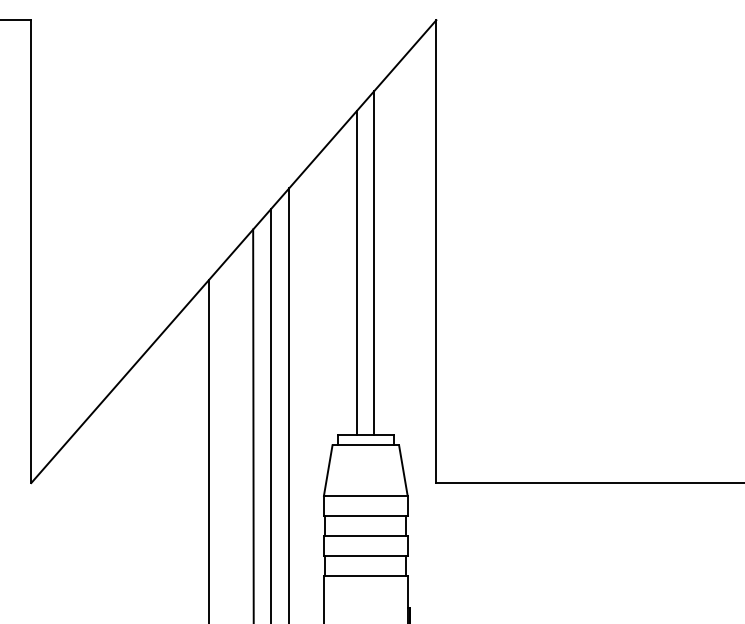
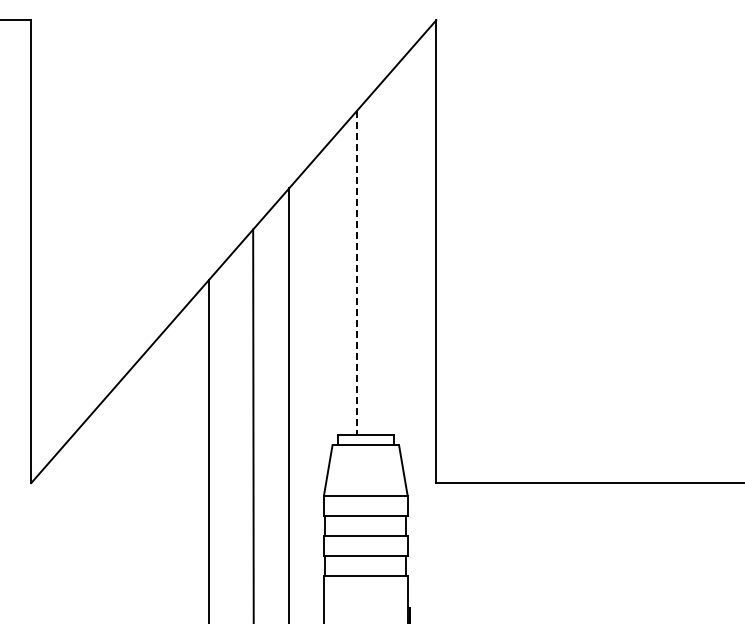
line: present -> none (374, 263)
line: solid -> dashed (357, 273)
line: present -> none (271, 414)
